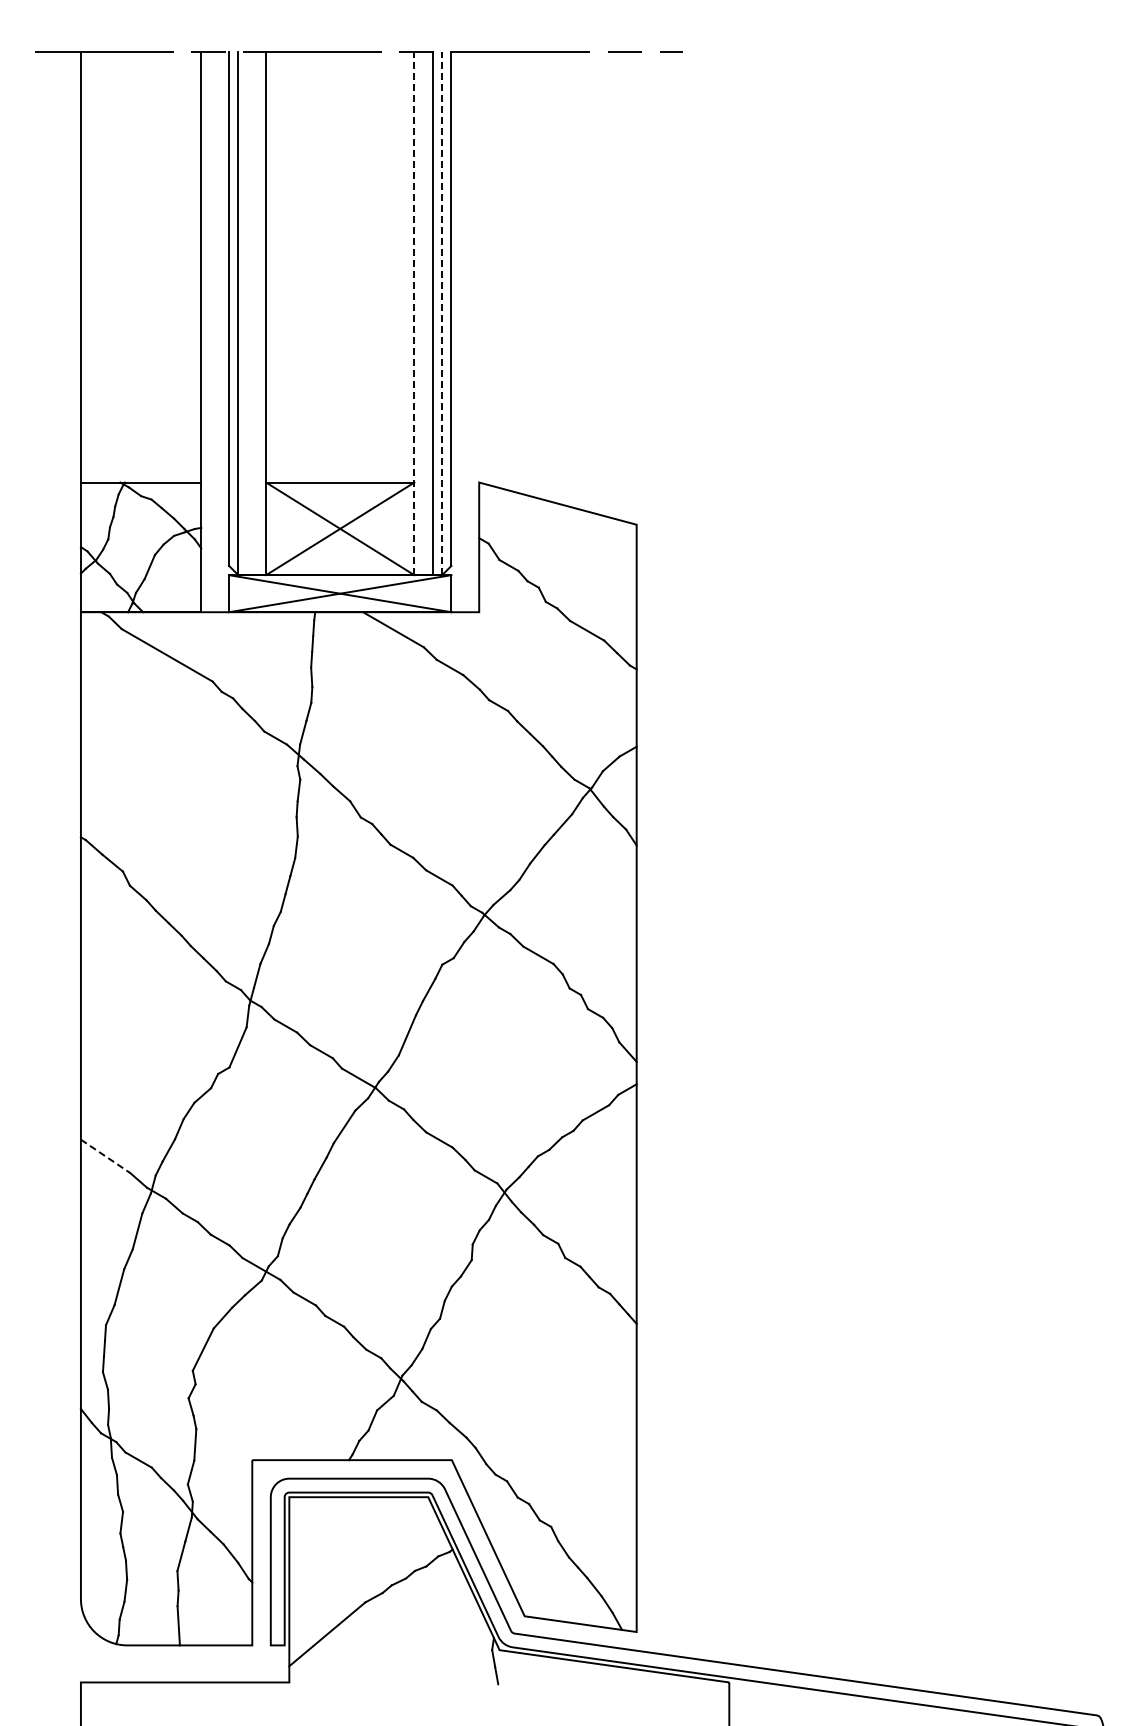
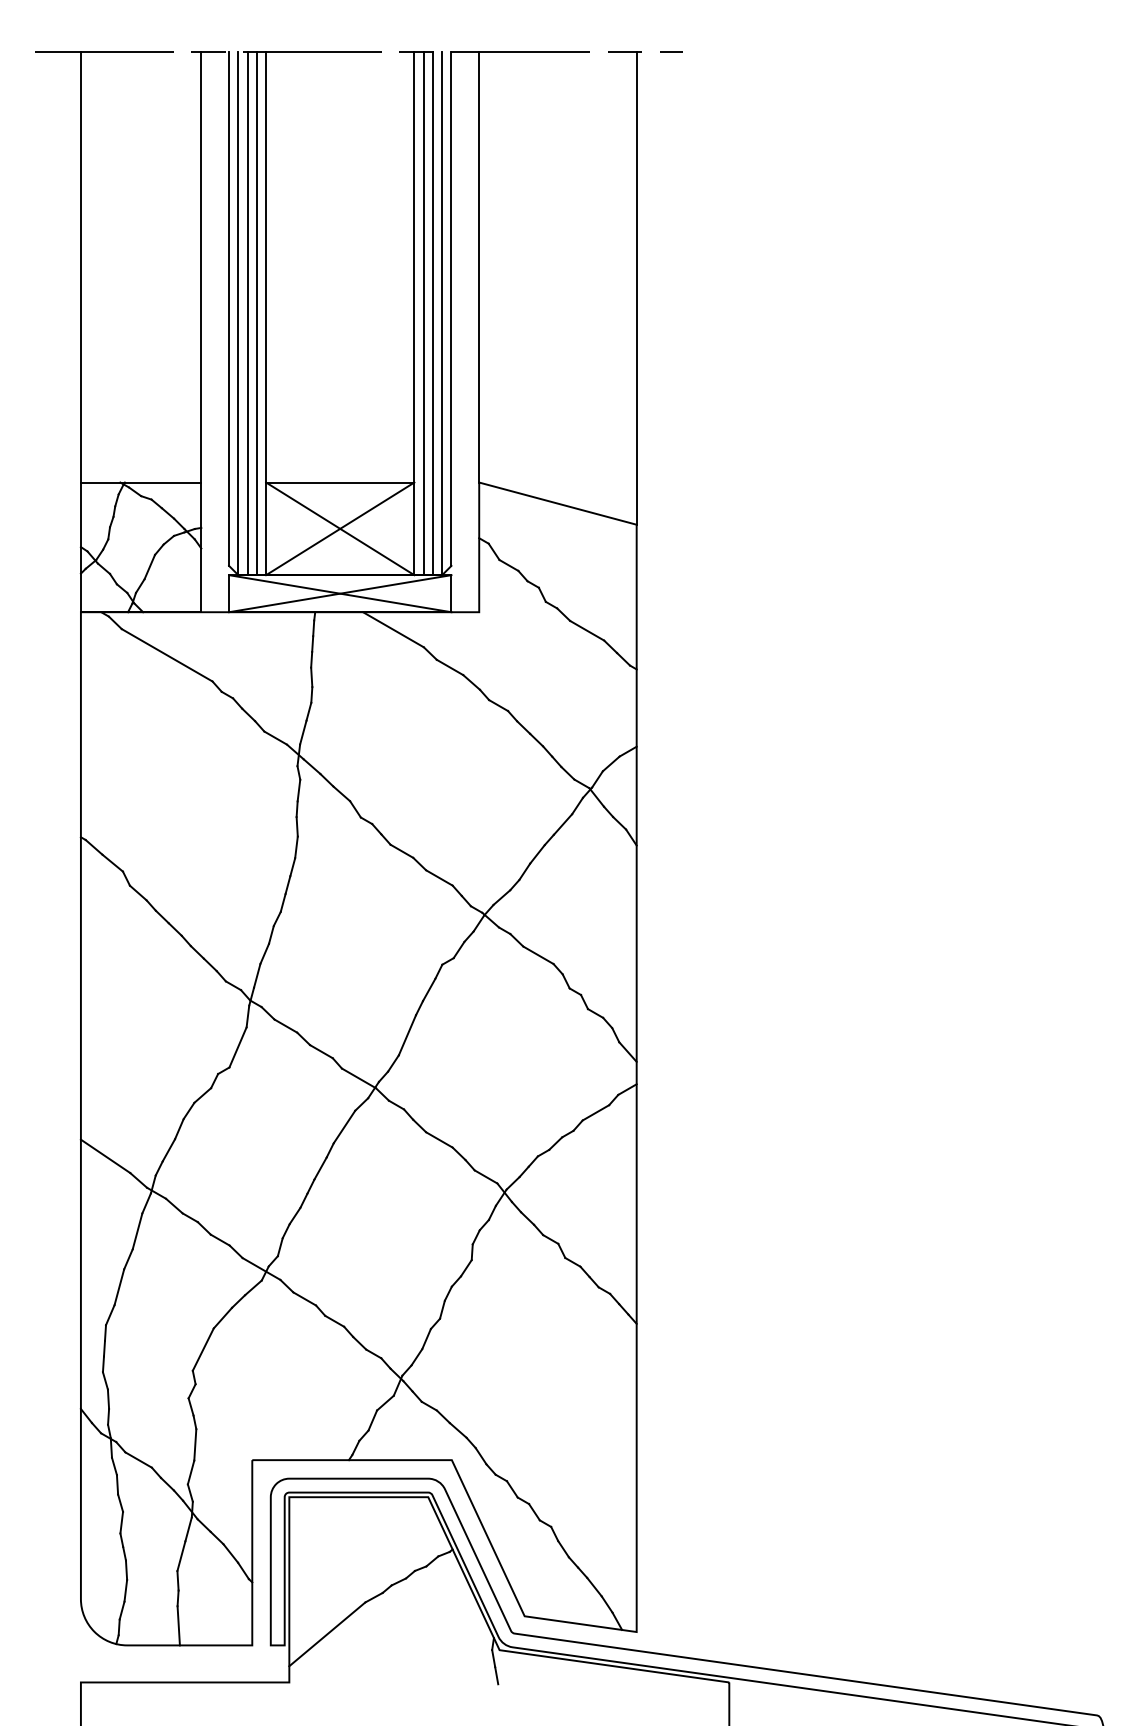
line: none -> present (479, 266)
line: none -> present (636, 287)
line: none -> present (247, 313)
line: none -> present (256, 313)
line: dashed -> solid (414, 313)
line: none -> present (423, 313)
line: dashed -> solid (442, 313)
line: dashed -> solid (105, 1156)
